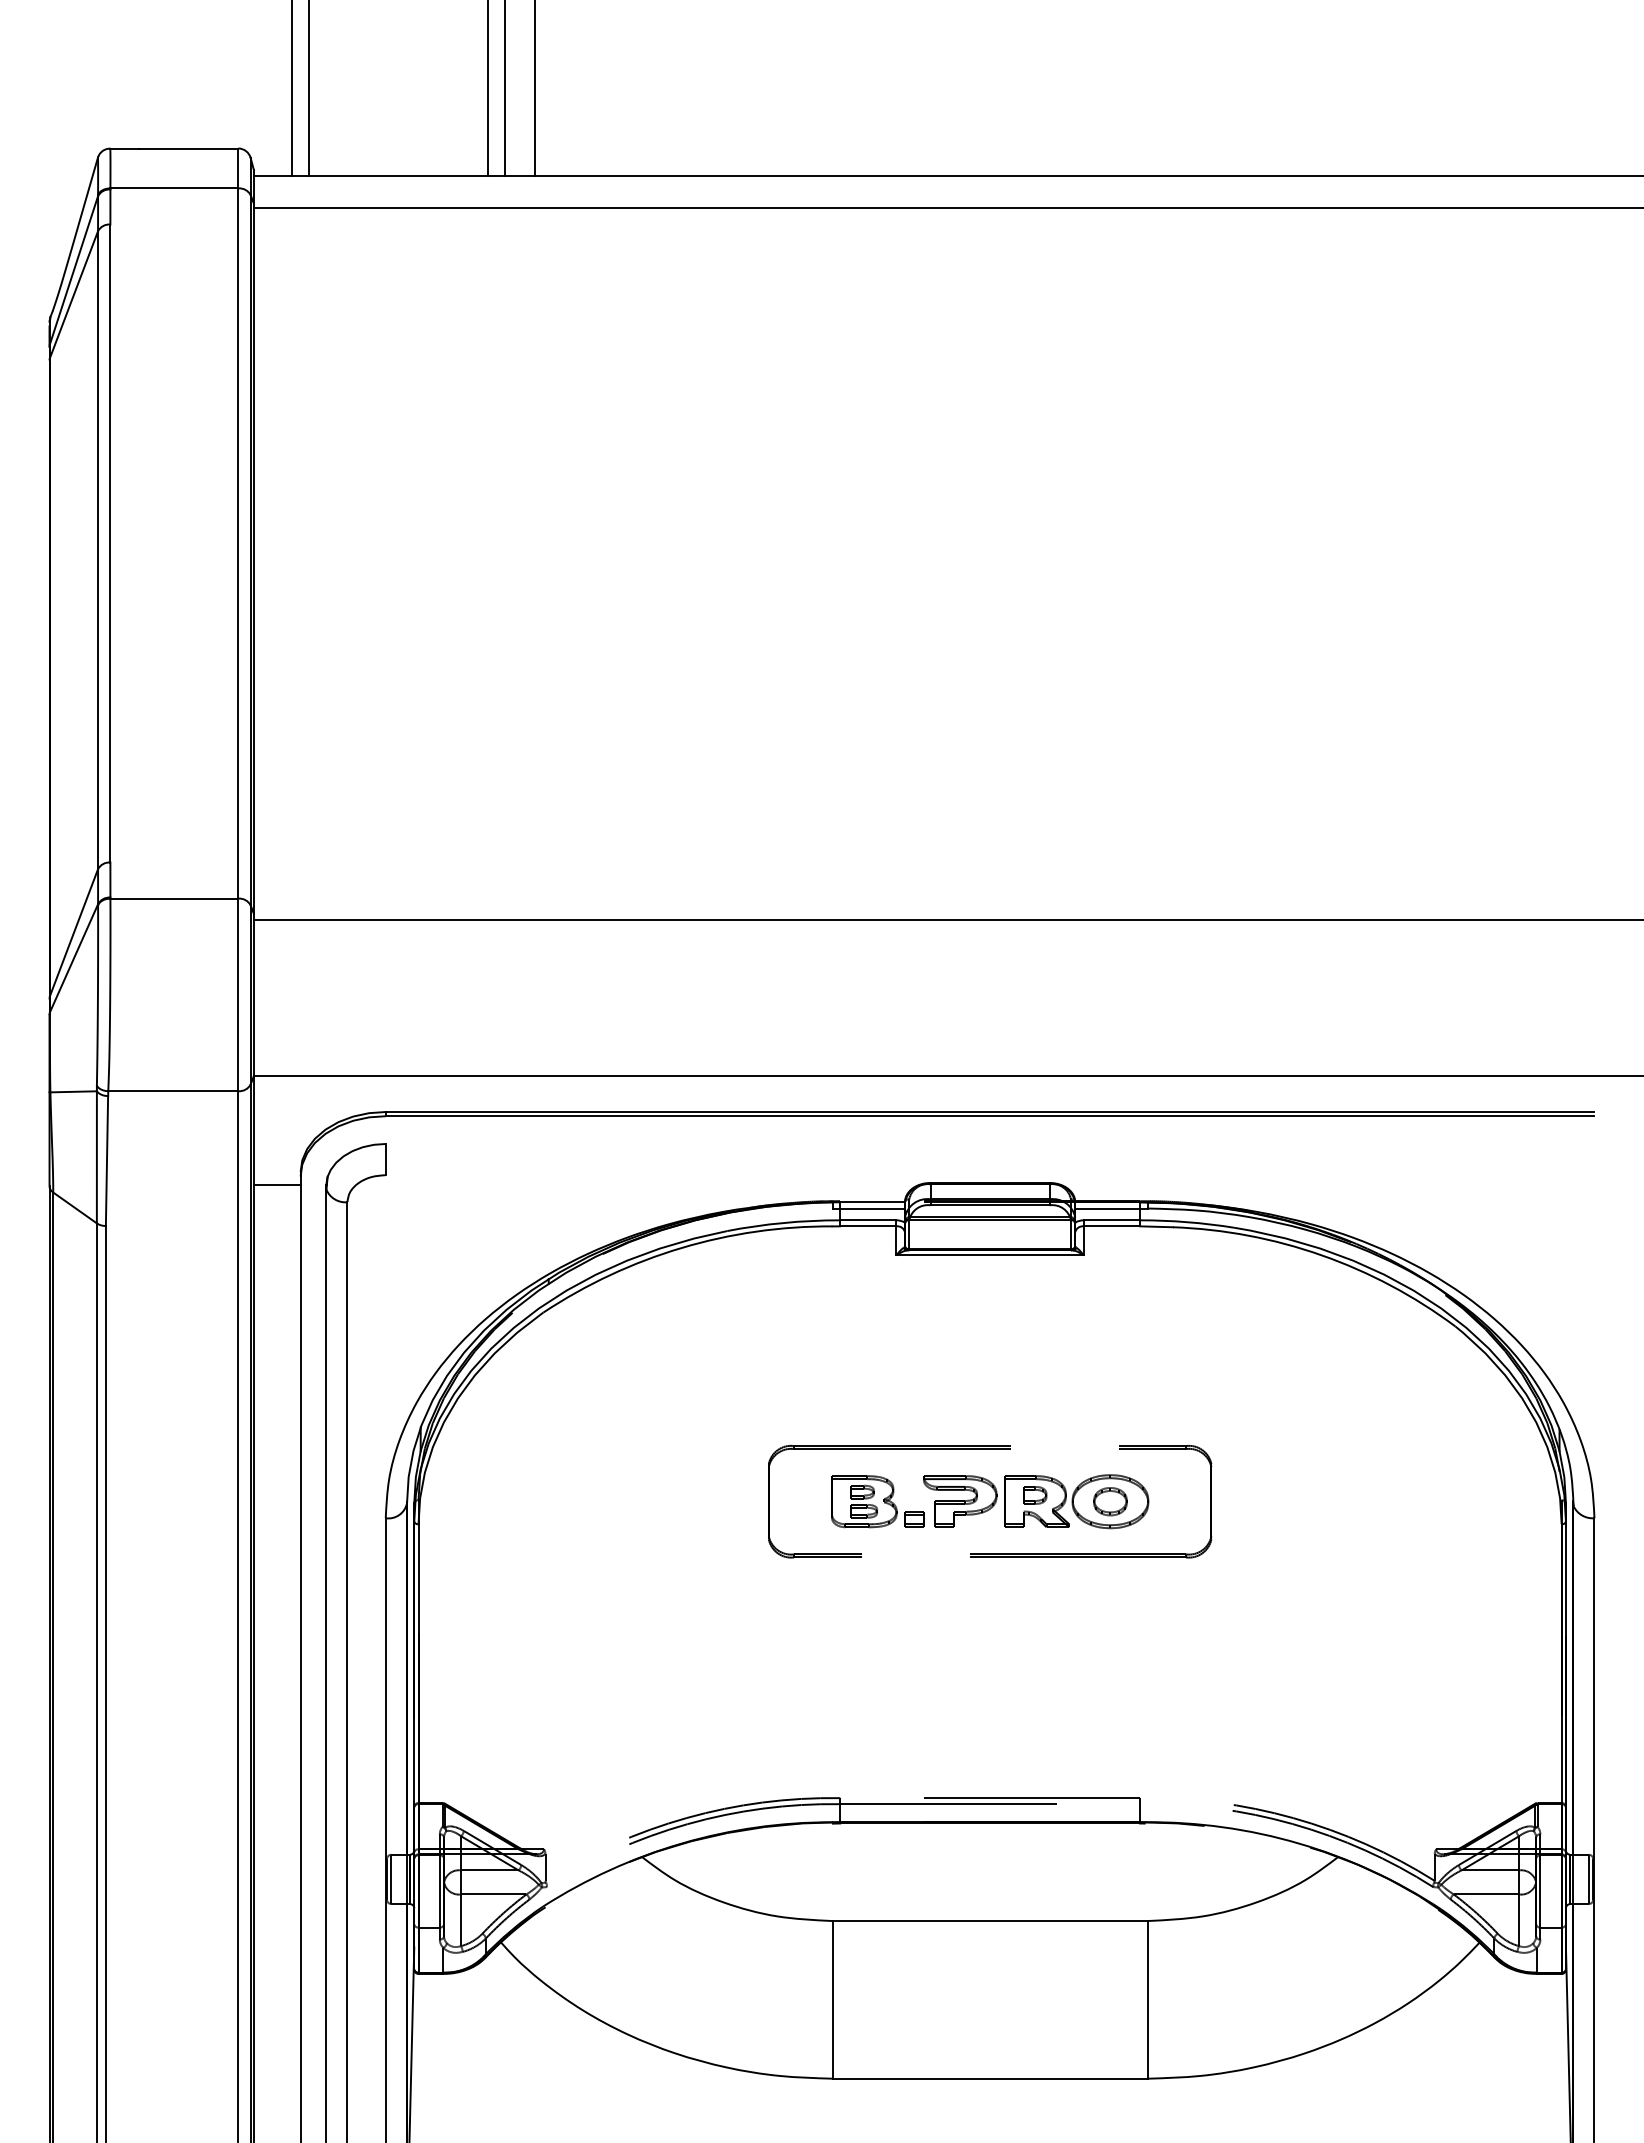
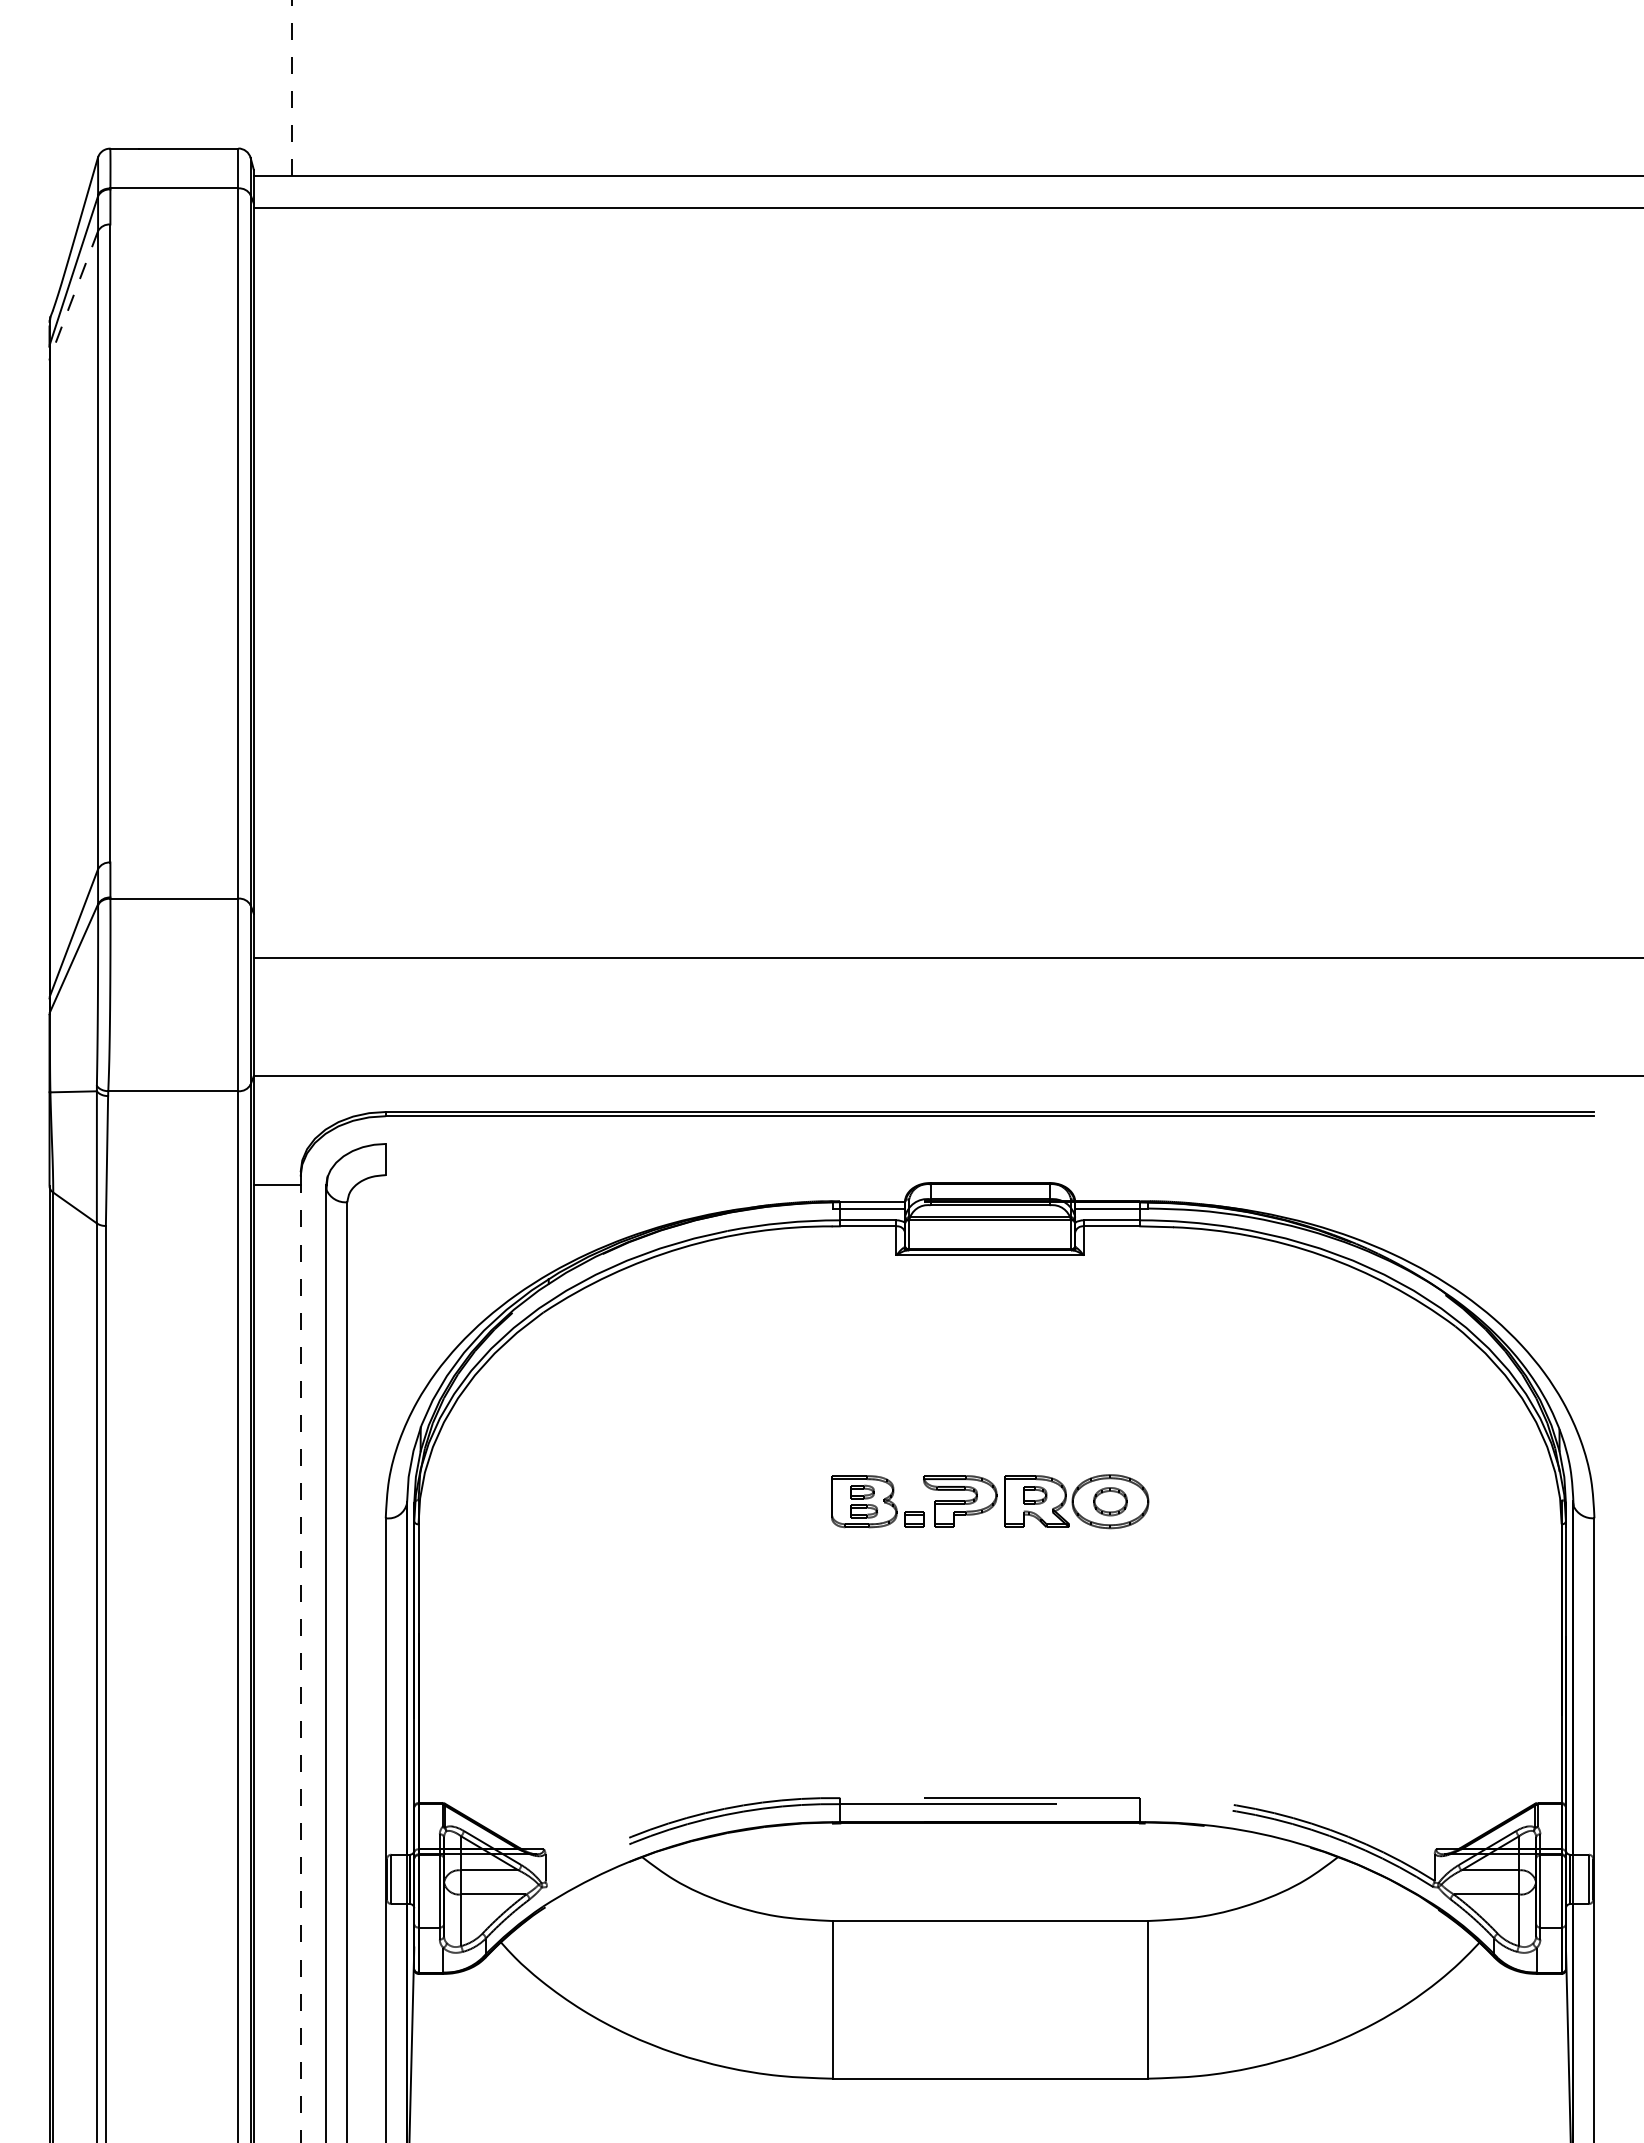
line: solid -> dashed (292, 88)
line: present -> none (309, 89)
line: present -> none (487, 89)
line: present -> none (504, 89)
line: present -> none (534, 89)
line: solid -> dashed (74, 294)
line position: (946, 919) -> (946, 957) (946, 957)
part: present -> none (990, 1449)
line: solid -> dashed (300, 1659)
